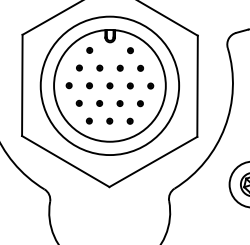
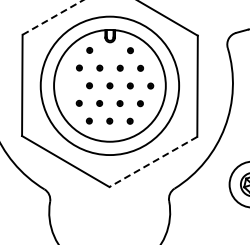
line: solid -> dashed (52, 17)
part: present -> none (68, 85)
line: solid -> dashed (153, 161)
